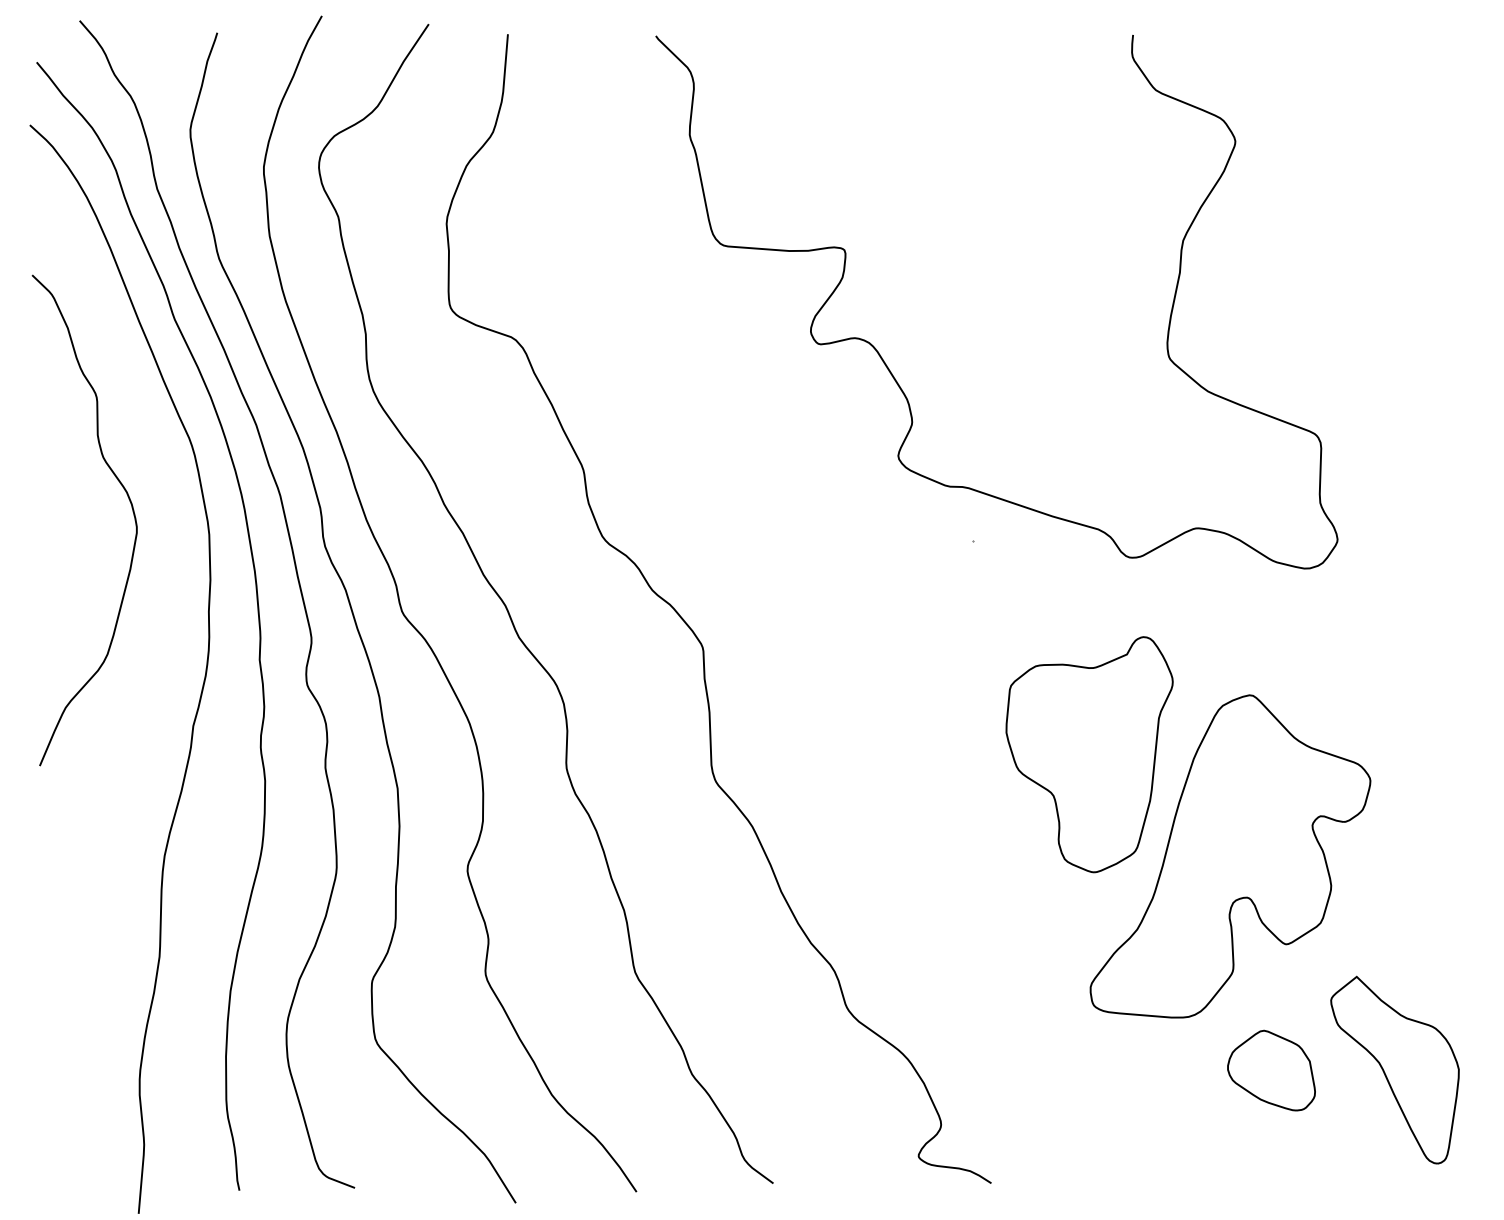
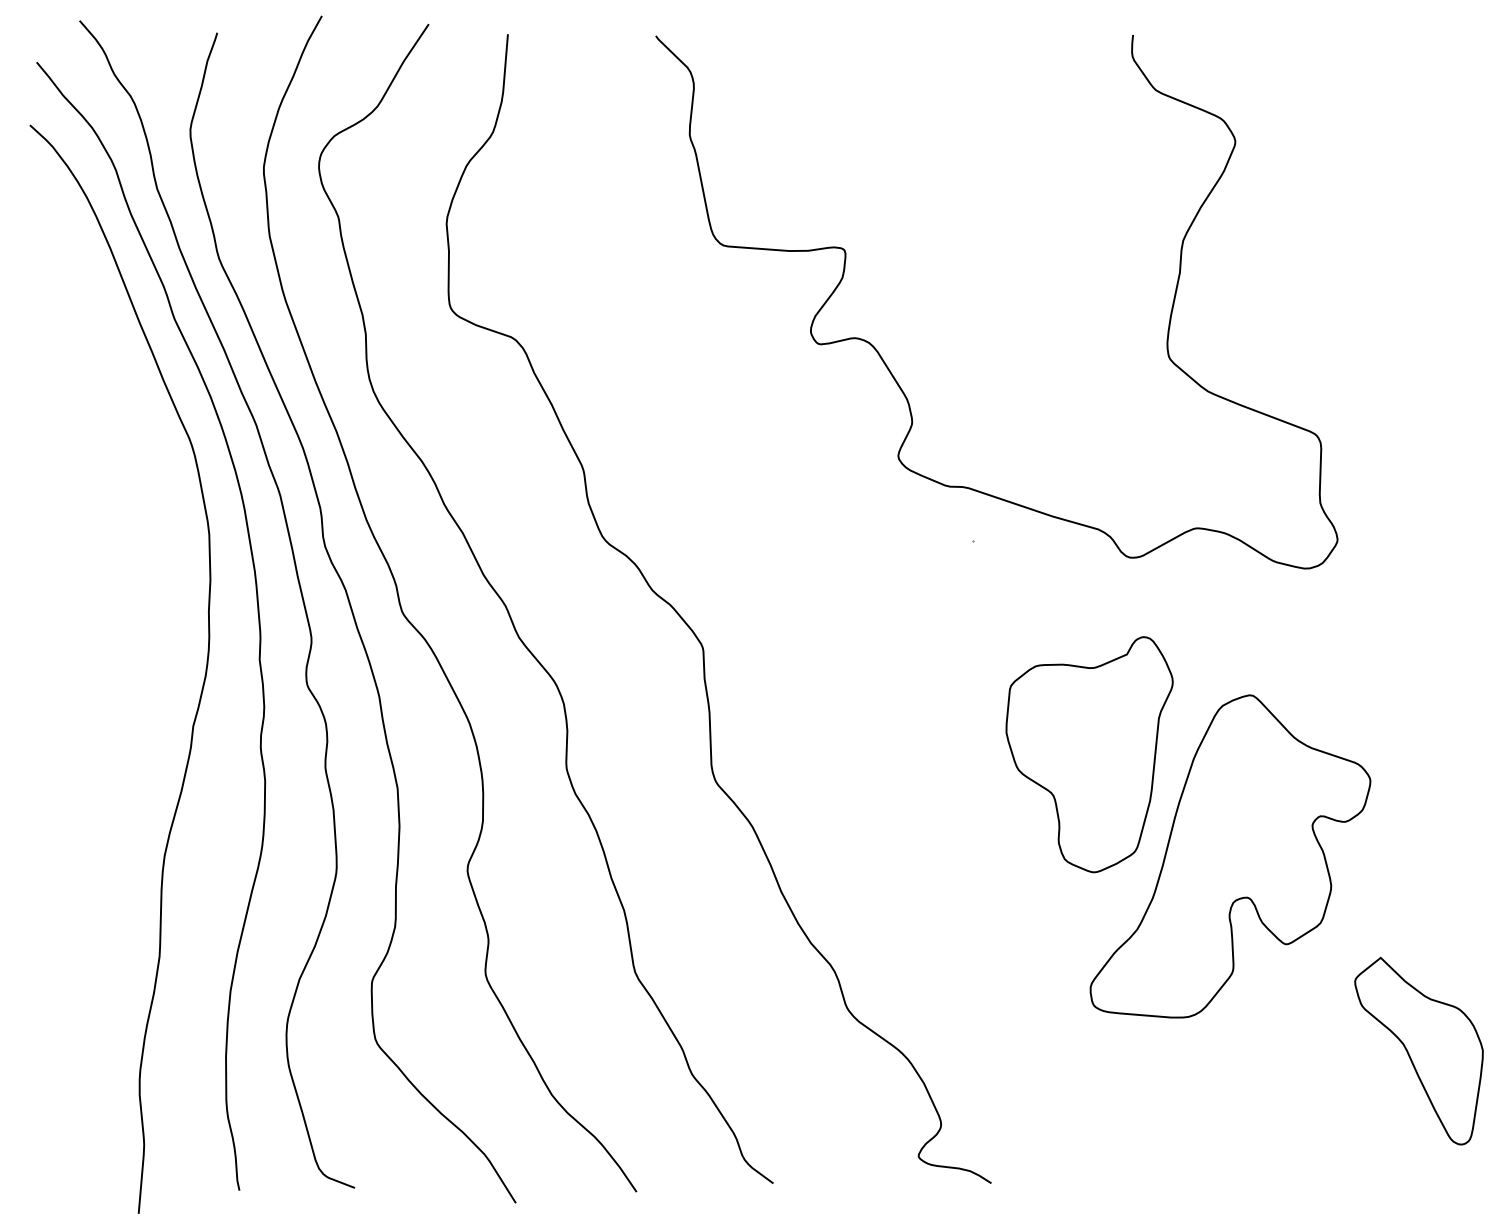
curve: present -> none (131, 508)
part position: (1394, 1069) -> (1418, 1050) (1418, 1050)
part: present -> none (1271, 1070)
